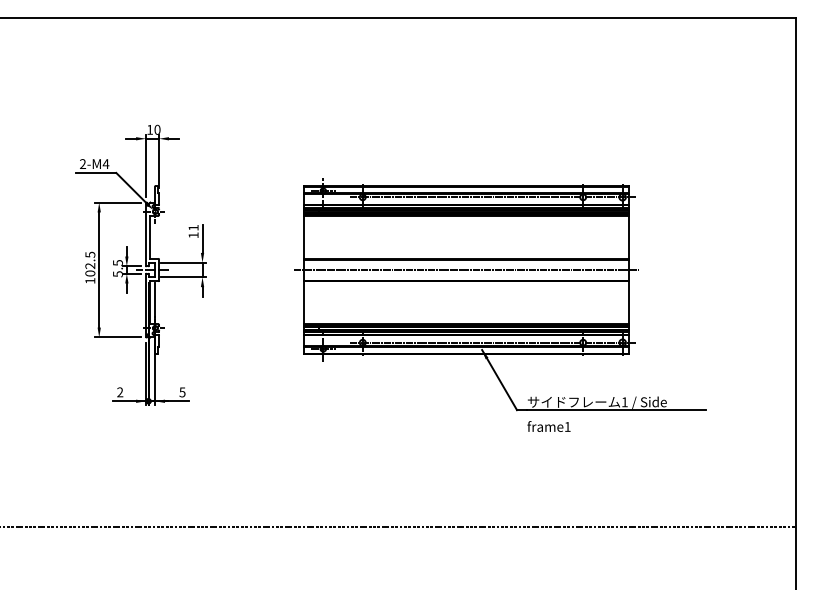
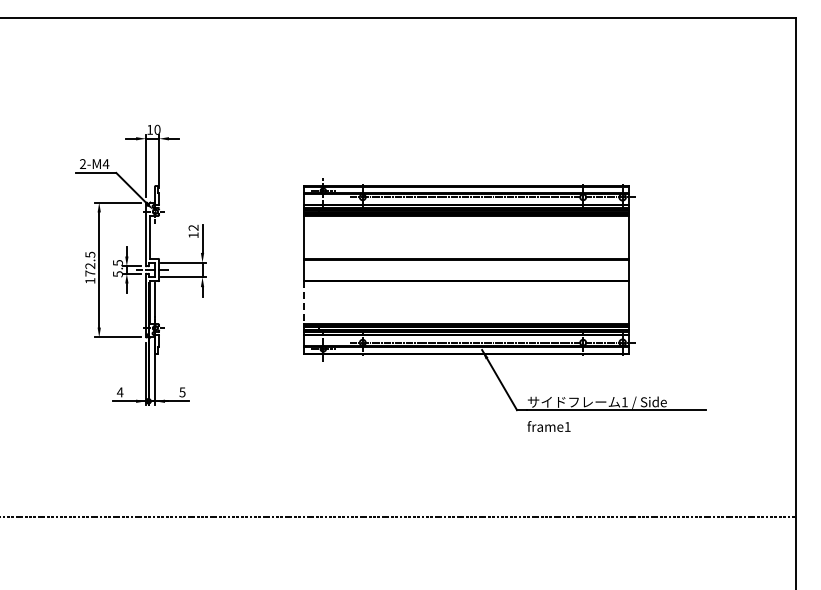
text: 11 -> 12 (193, 227)
line: present -> none (466, 270)
text: 102.5 -> 172.5 (90, 273)
line: solid -> dashed (303, 302)
text: 2 -> 4 (119, 392)
line position: (399, 526) -> (399, 516) (399, 516)
